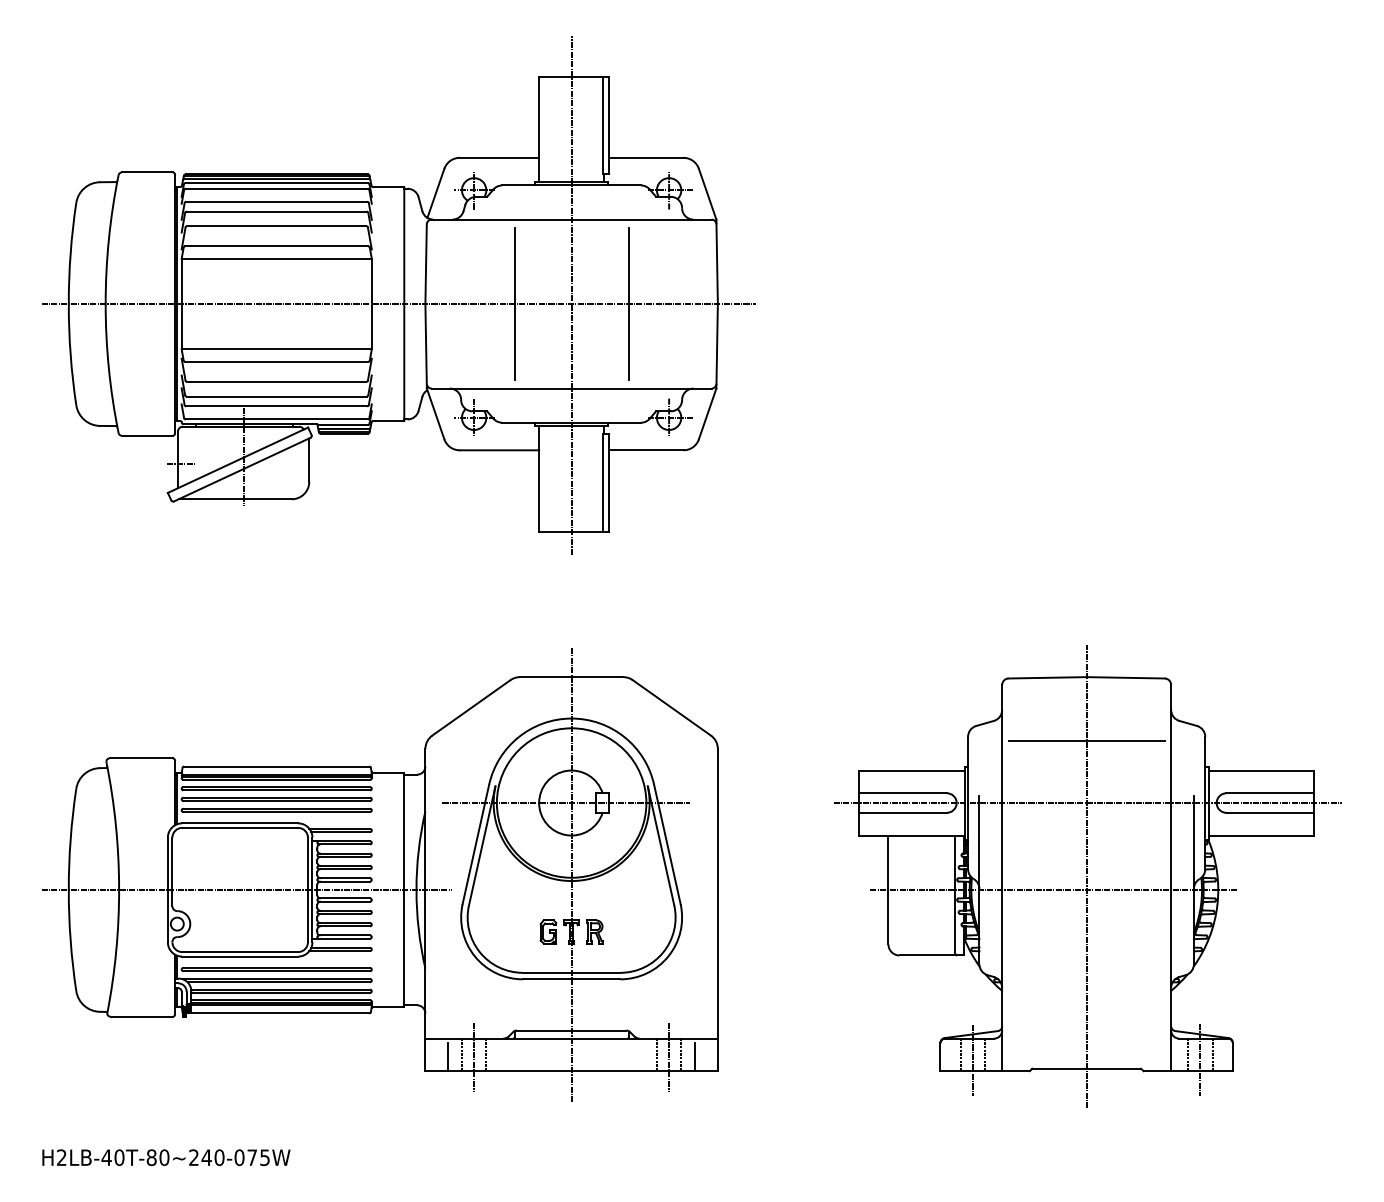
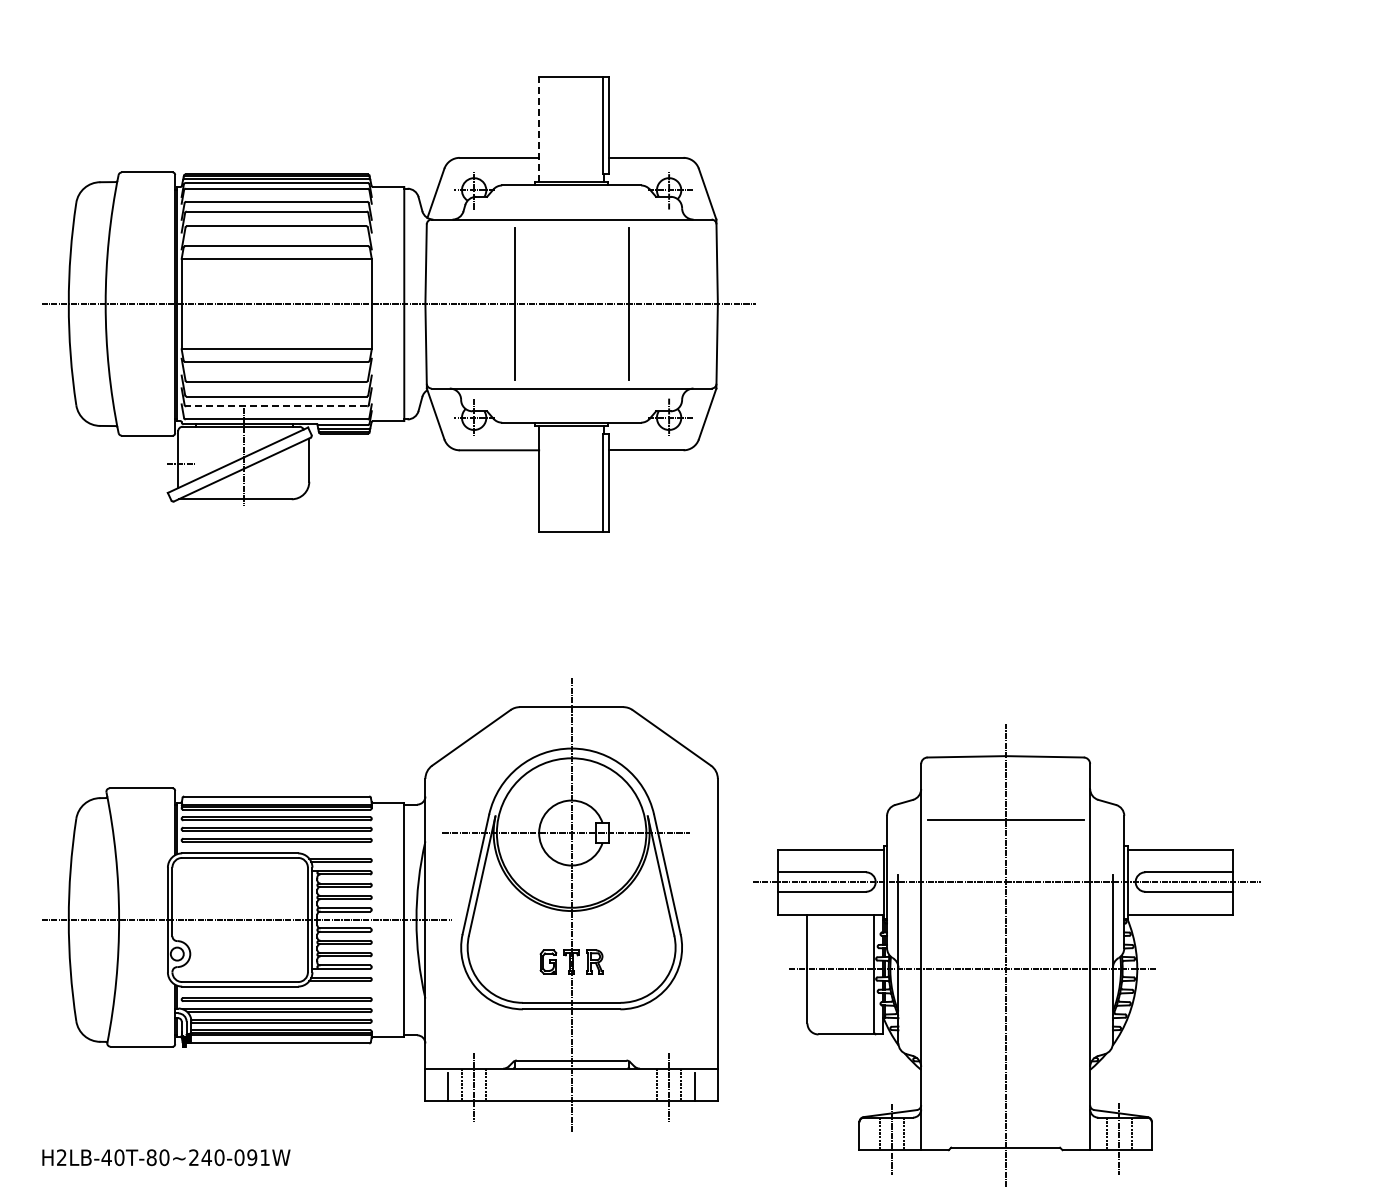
line: solid -> dashed (539, 129)
line: present -> none (571, 294)
line: solid -> dashed (276, 406)
part position: (380, 874) -> (380, 904) (380, 904)
part position: (1087, 876) -> (1006, 955) (1006, 955)
text: H2LB-40T-80~240-075W -> H2LB-40T-80~240-091W (258, 1157)
